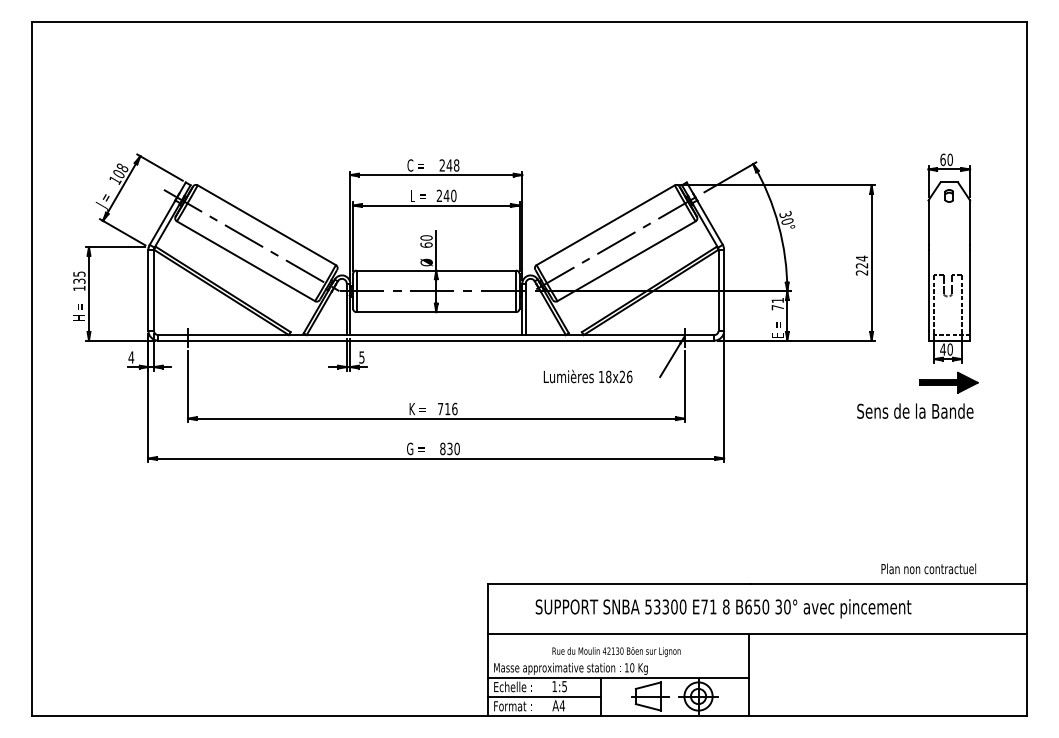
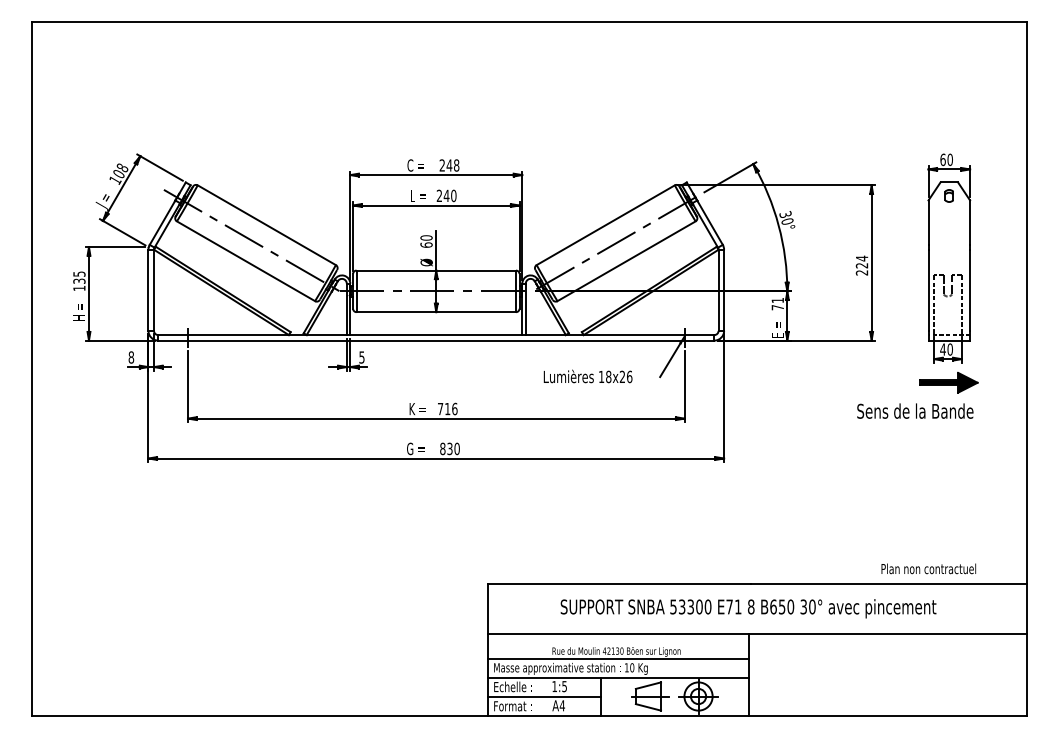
text: 4 -> 8 (130, 357)
text position: (723, 608) -> (748, 608) (748, 608)
line: none -> present (617, 658)
